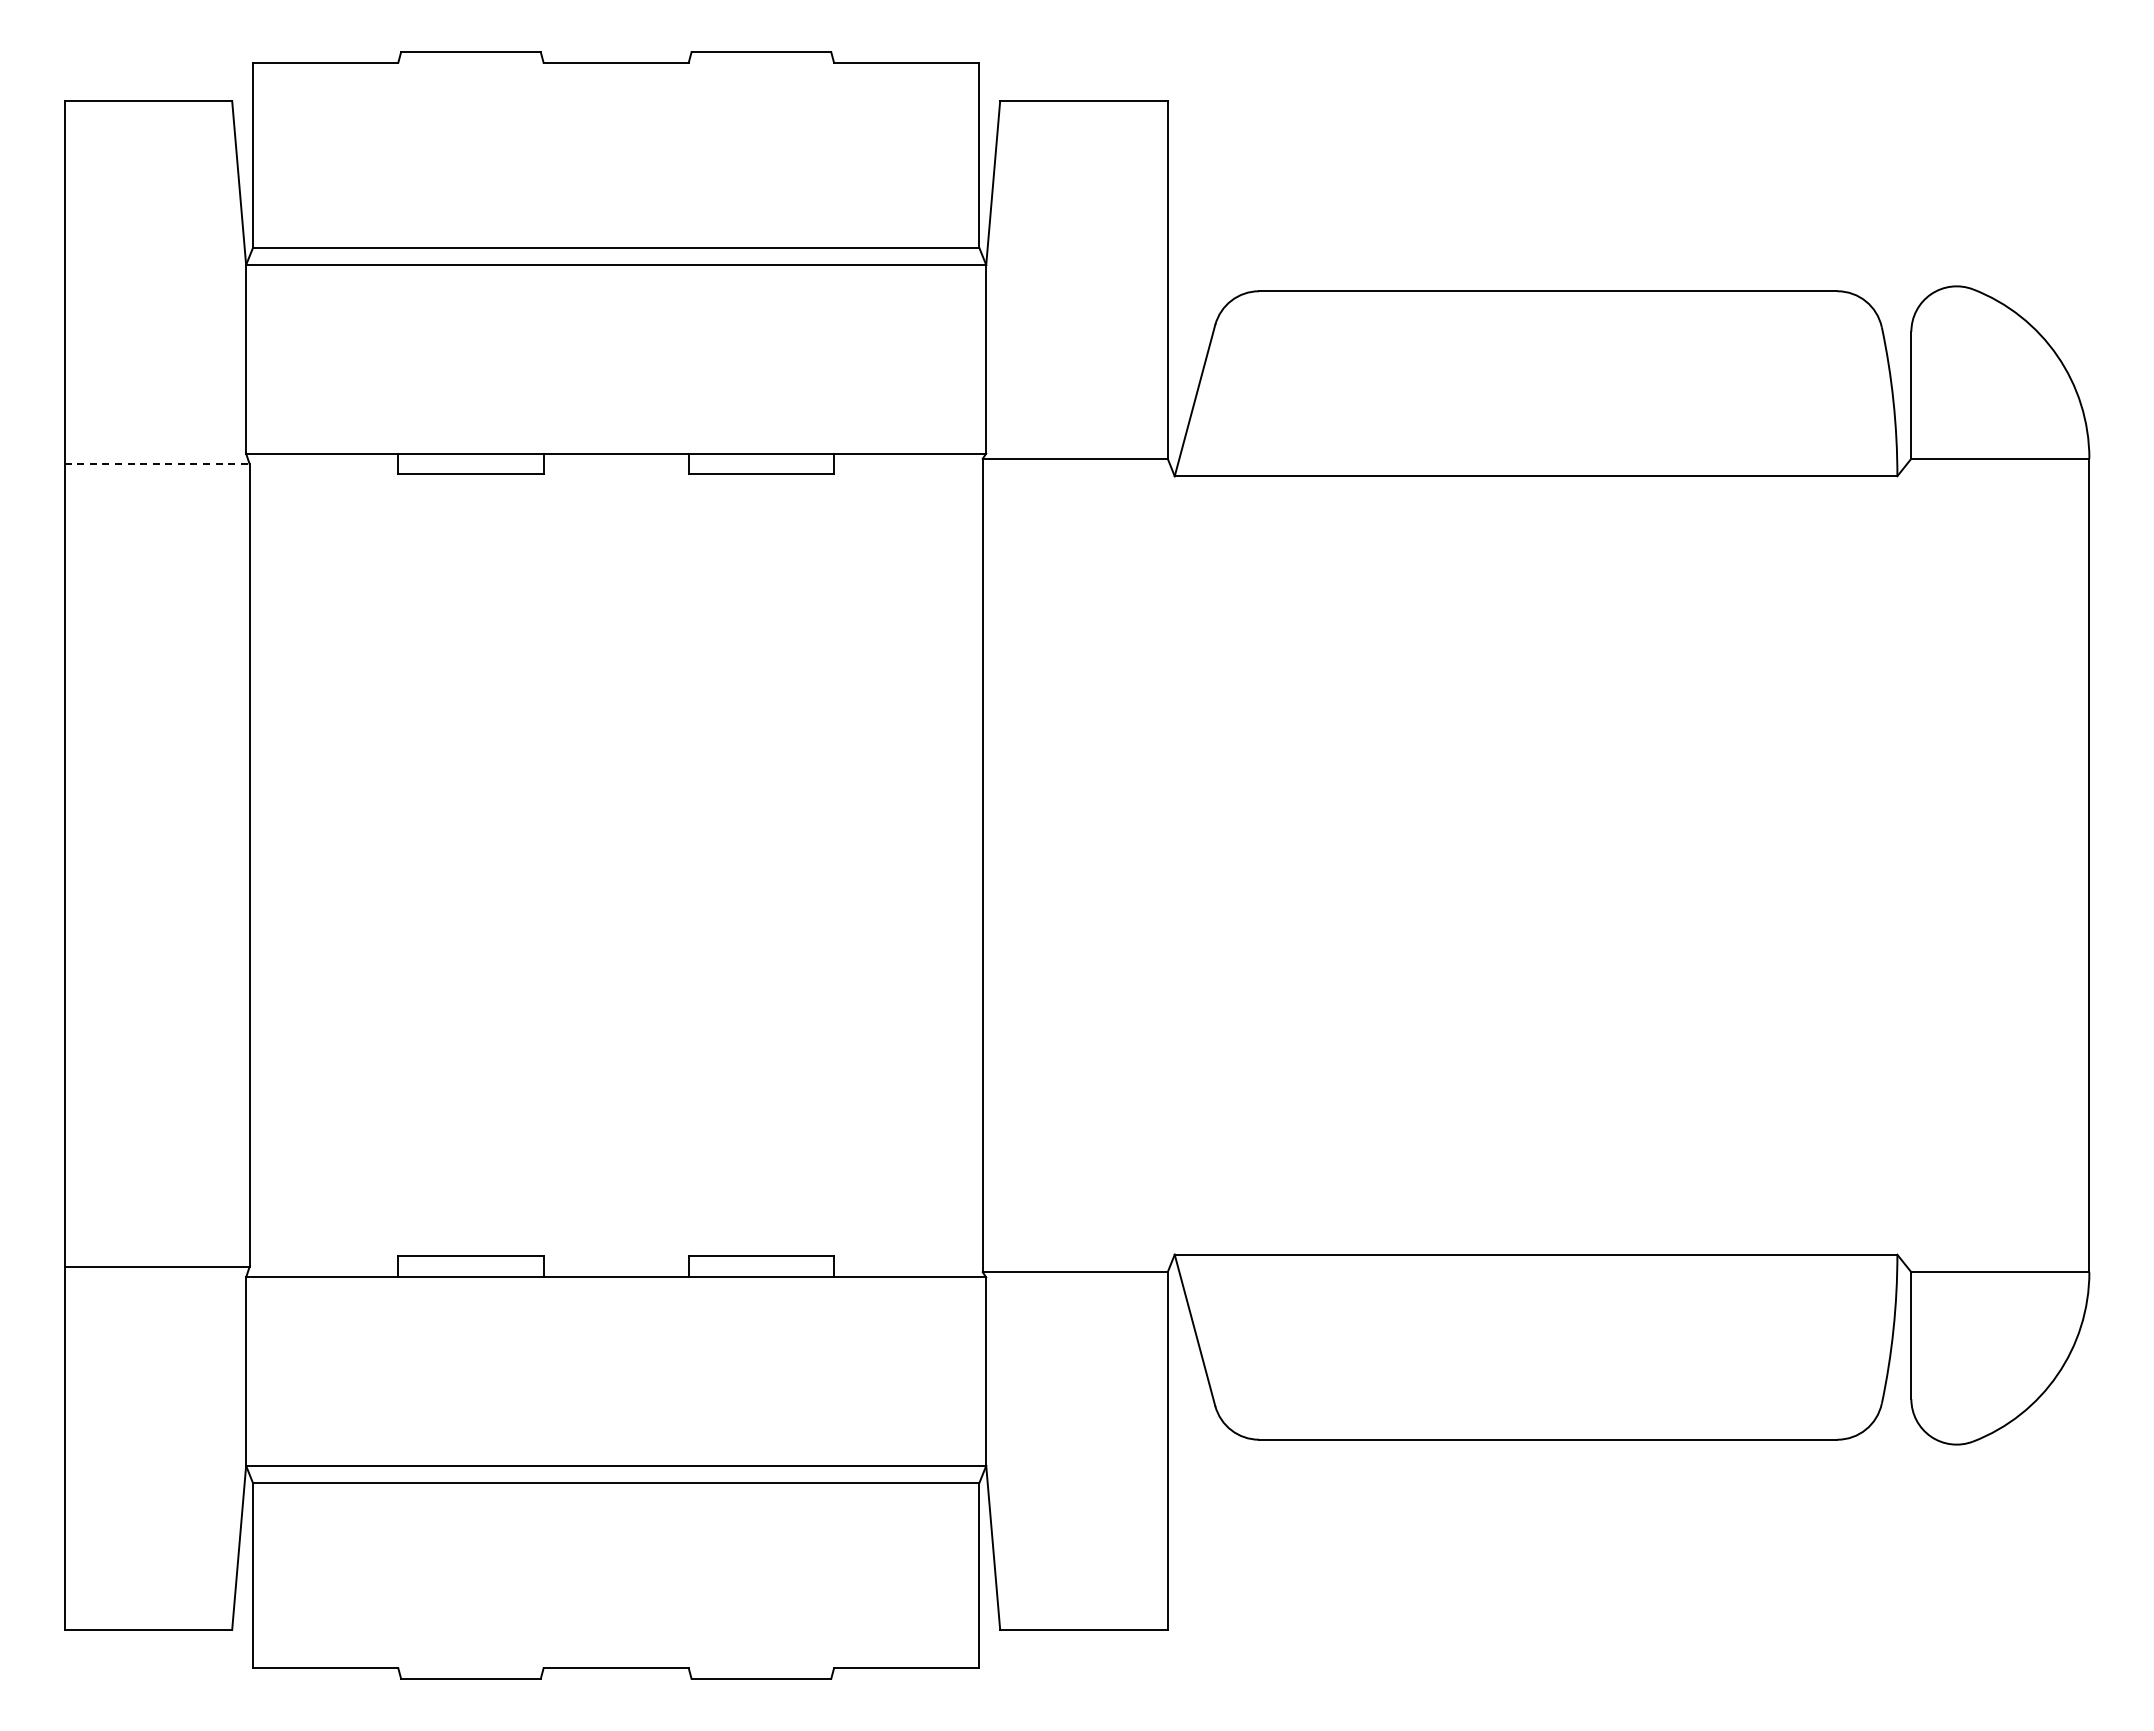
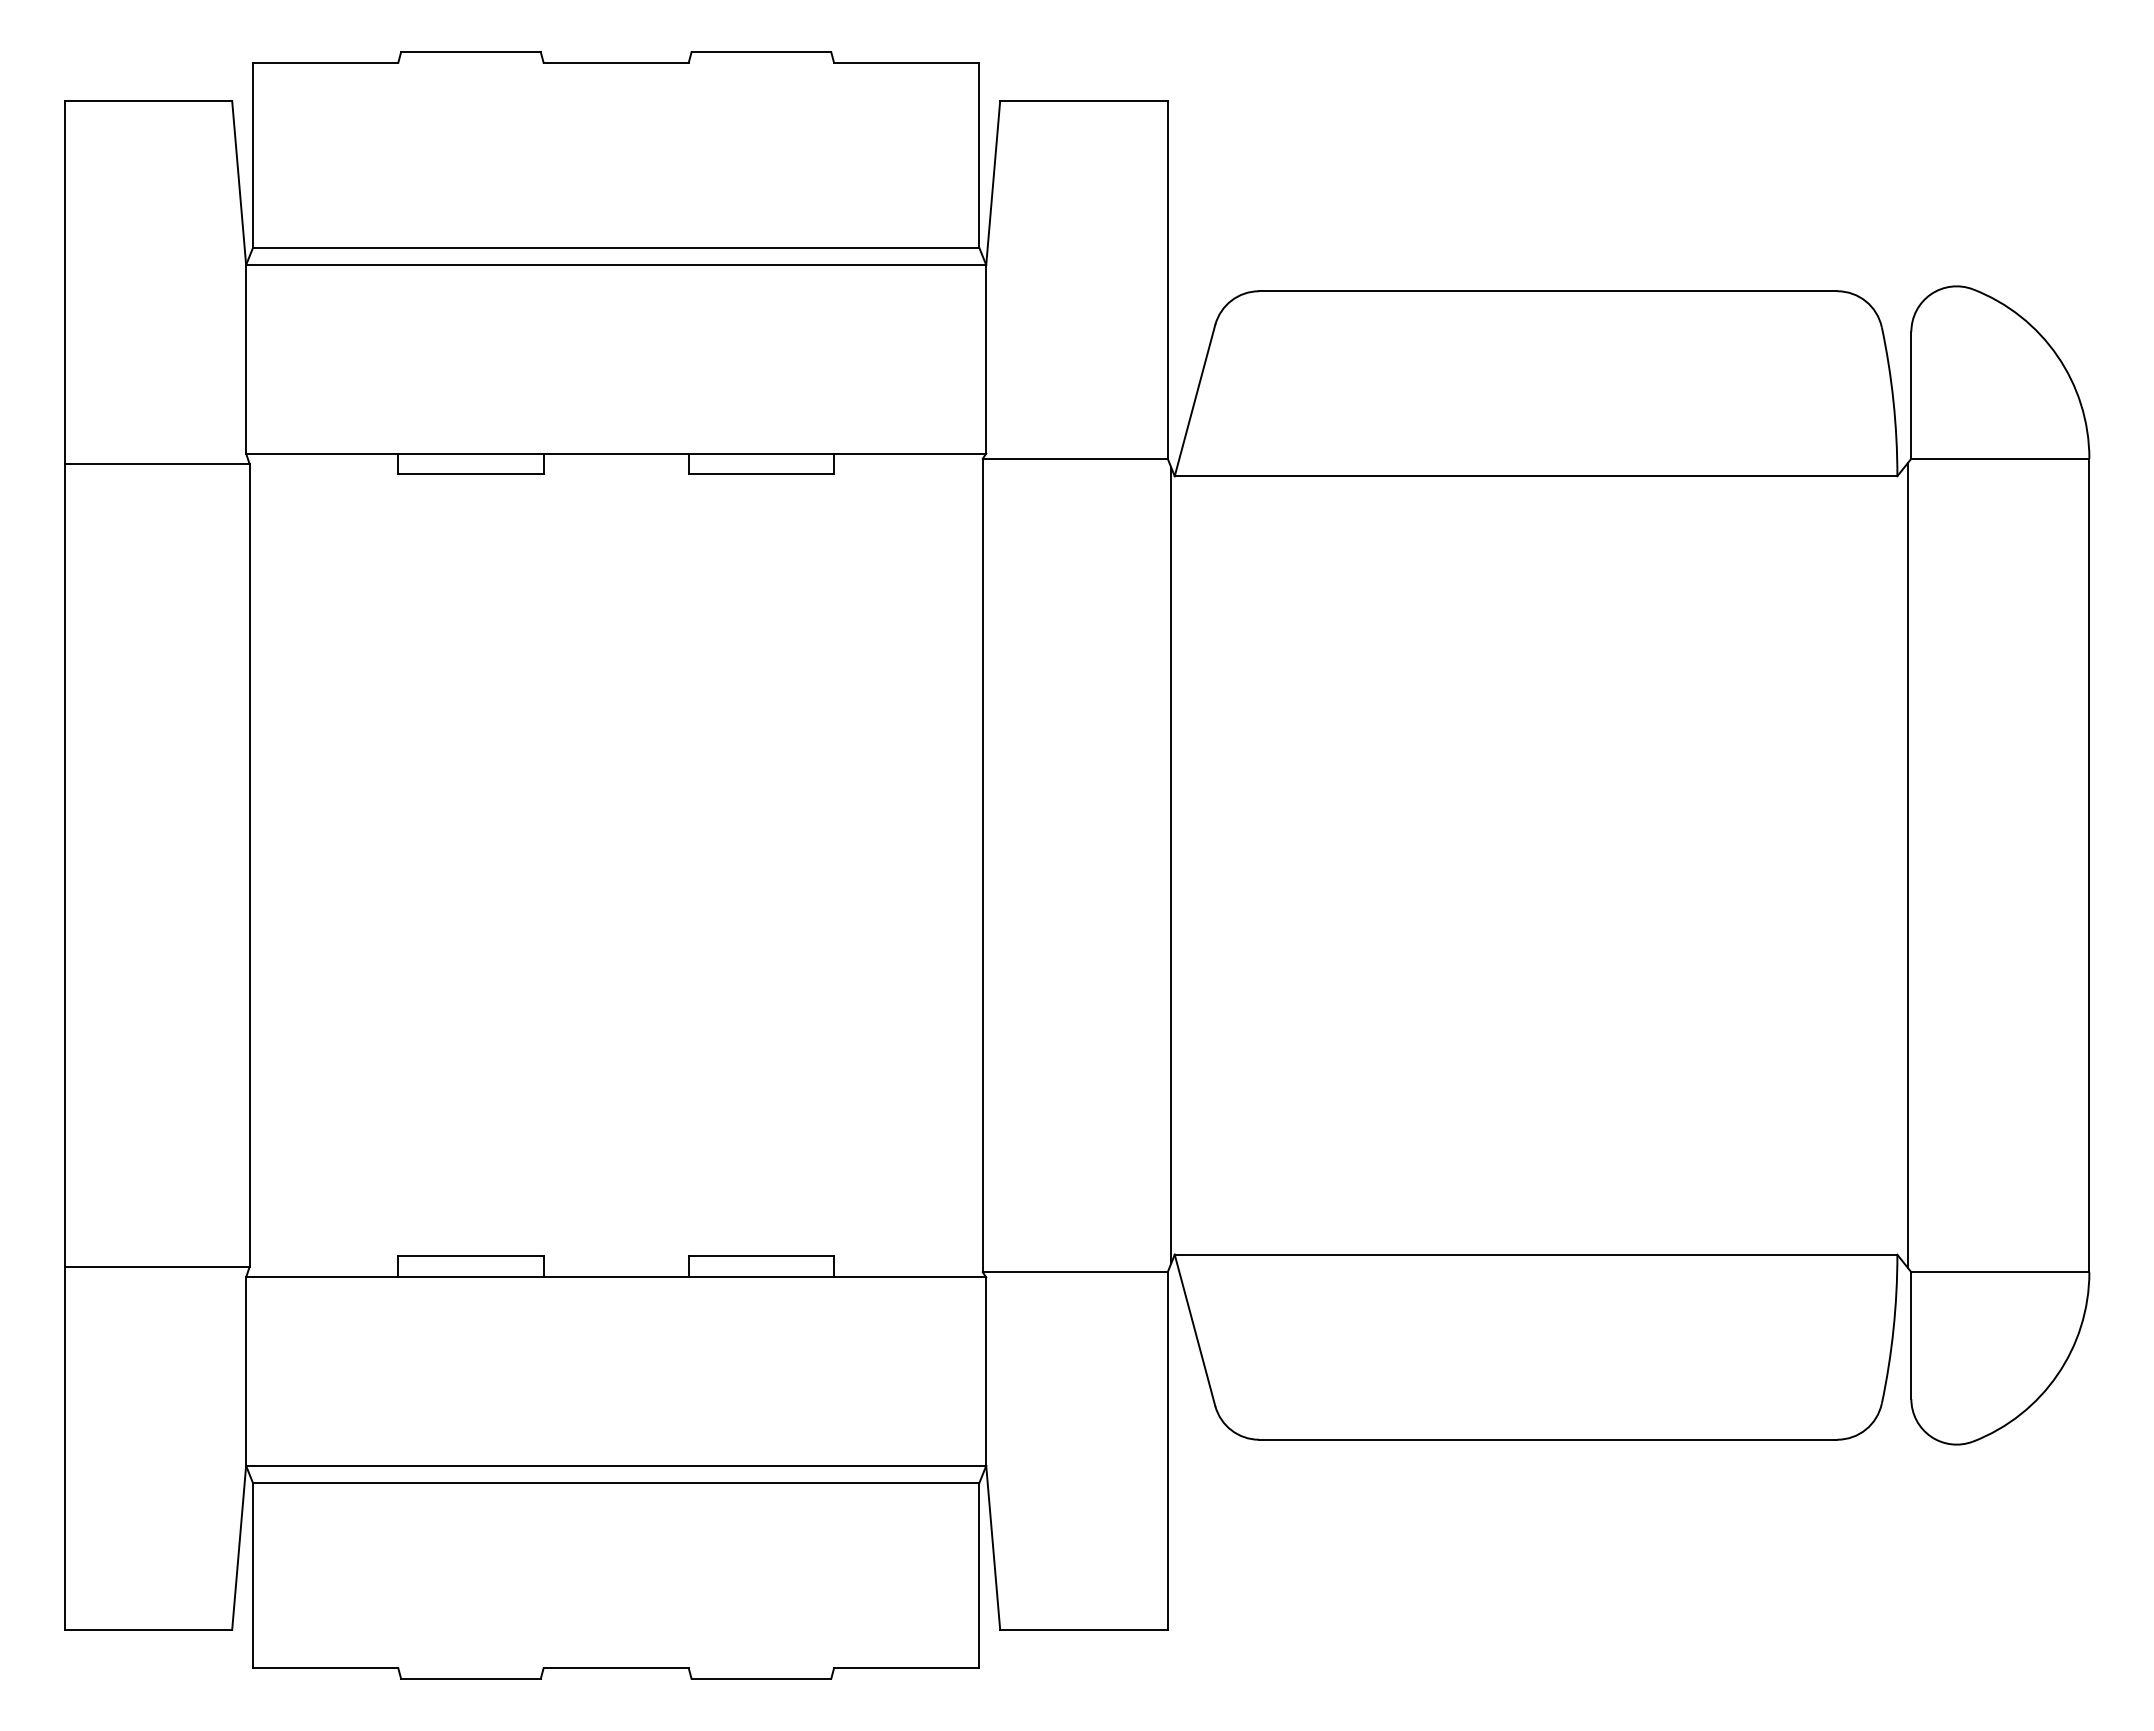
line: dashed -> solid (157, 464)
line: none -> present (1171, 865)
line: none -> present (1907, 865)
